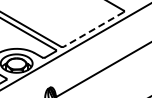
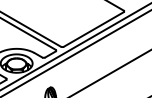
line: dashed -> solid (93, 29)
line: none -> present (76, 52)
line position: (104, 68) -> (110, 72) (110, 72)
